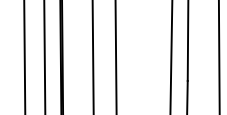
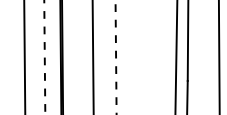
line position: (171, 56) -> (176, 56) (176, 56)
line: solid -> dashed (44, 57)
line: solid -> dashed (116, 58)
